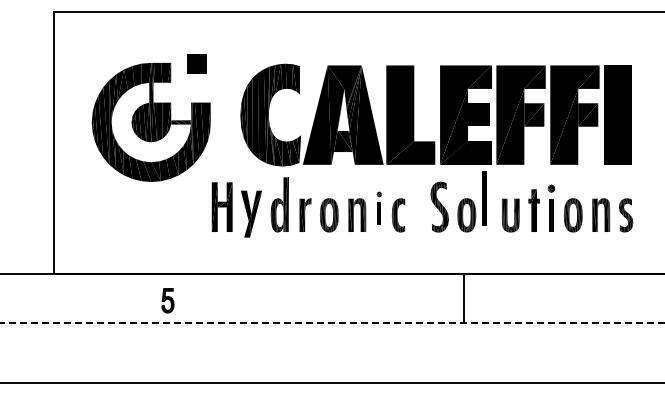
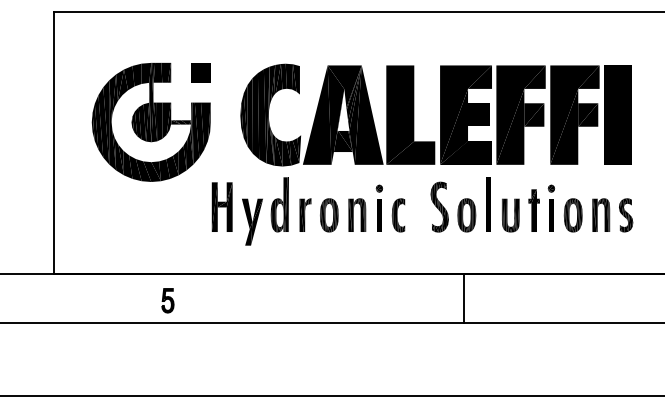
part position: (196, 63) -> (200, 72) (200, 72)
line position: (484, 198) -> (488, 204) (488, 204)
part size: 6x34 px -> 8x48 px (378, 207)
part position: (251, 213) -> (252, 221) (252, 221)
line: dashed -> solid (332, 322)
line position: (331, 382) -> (331, 395) (331, 395)
